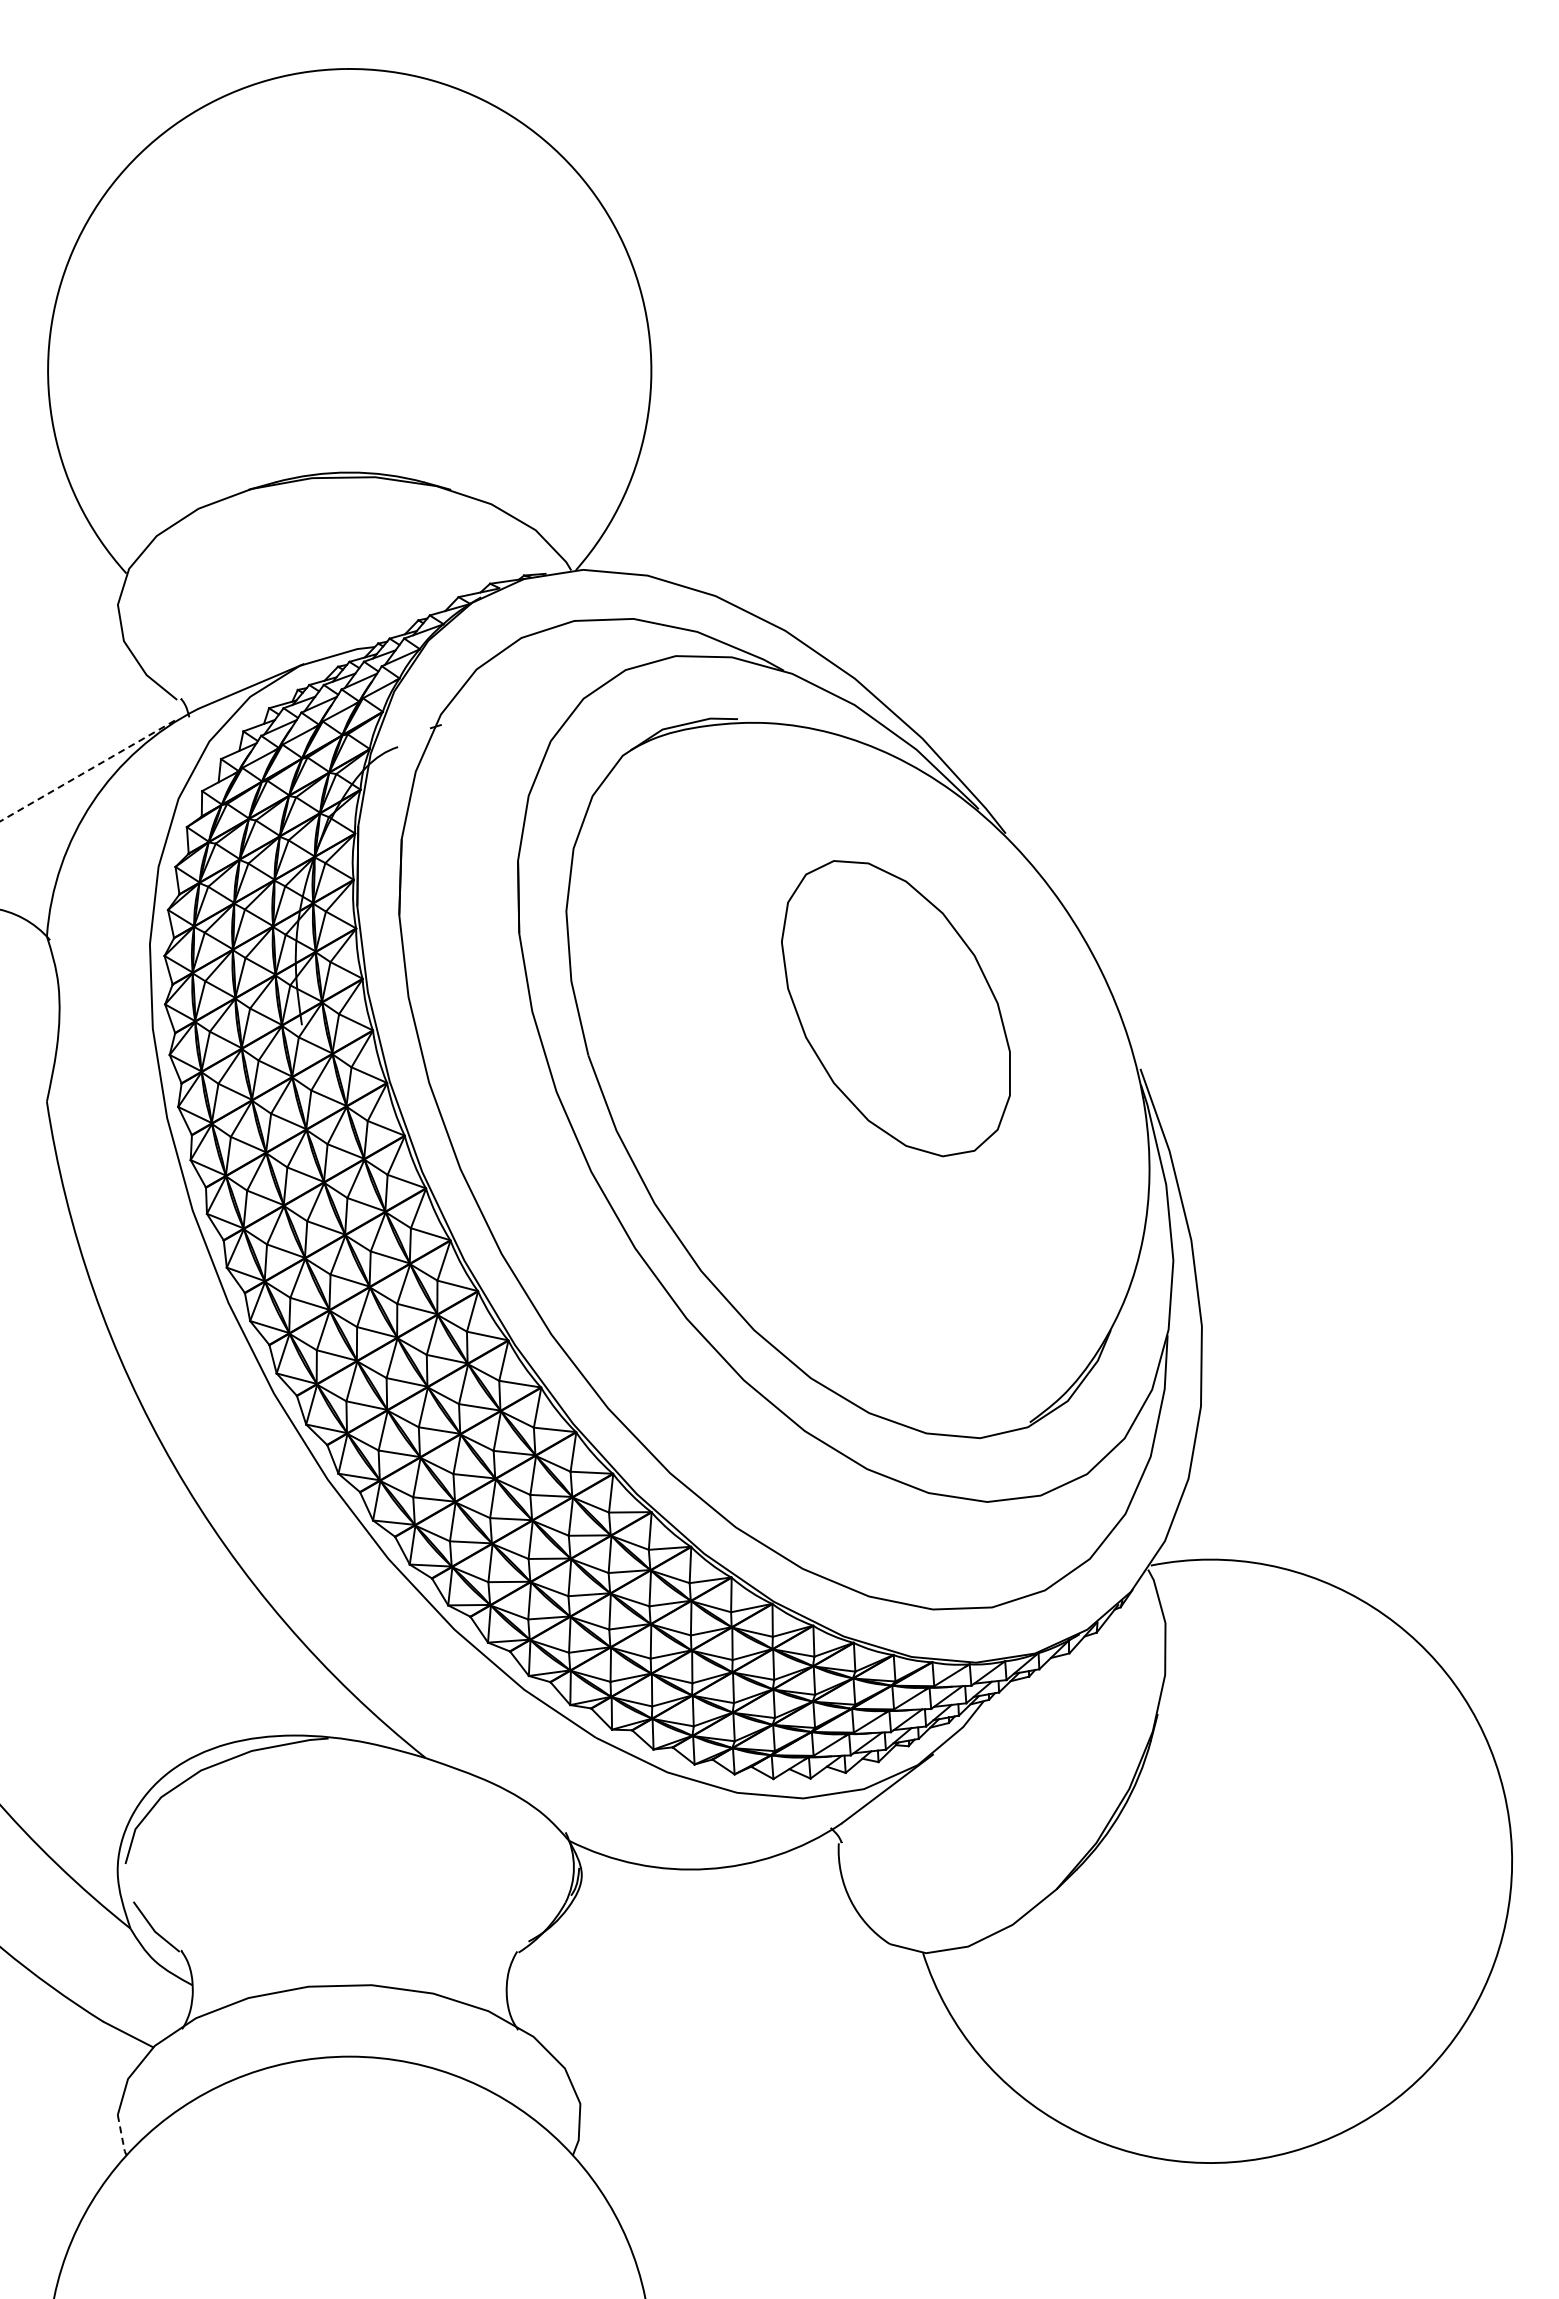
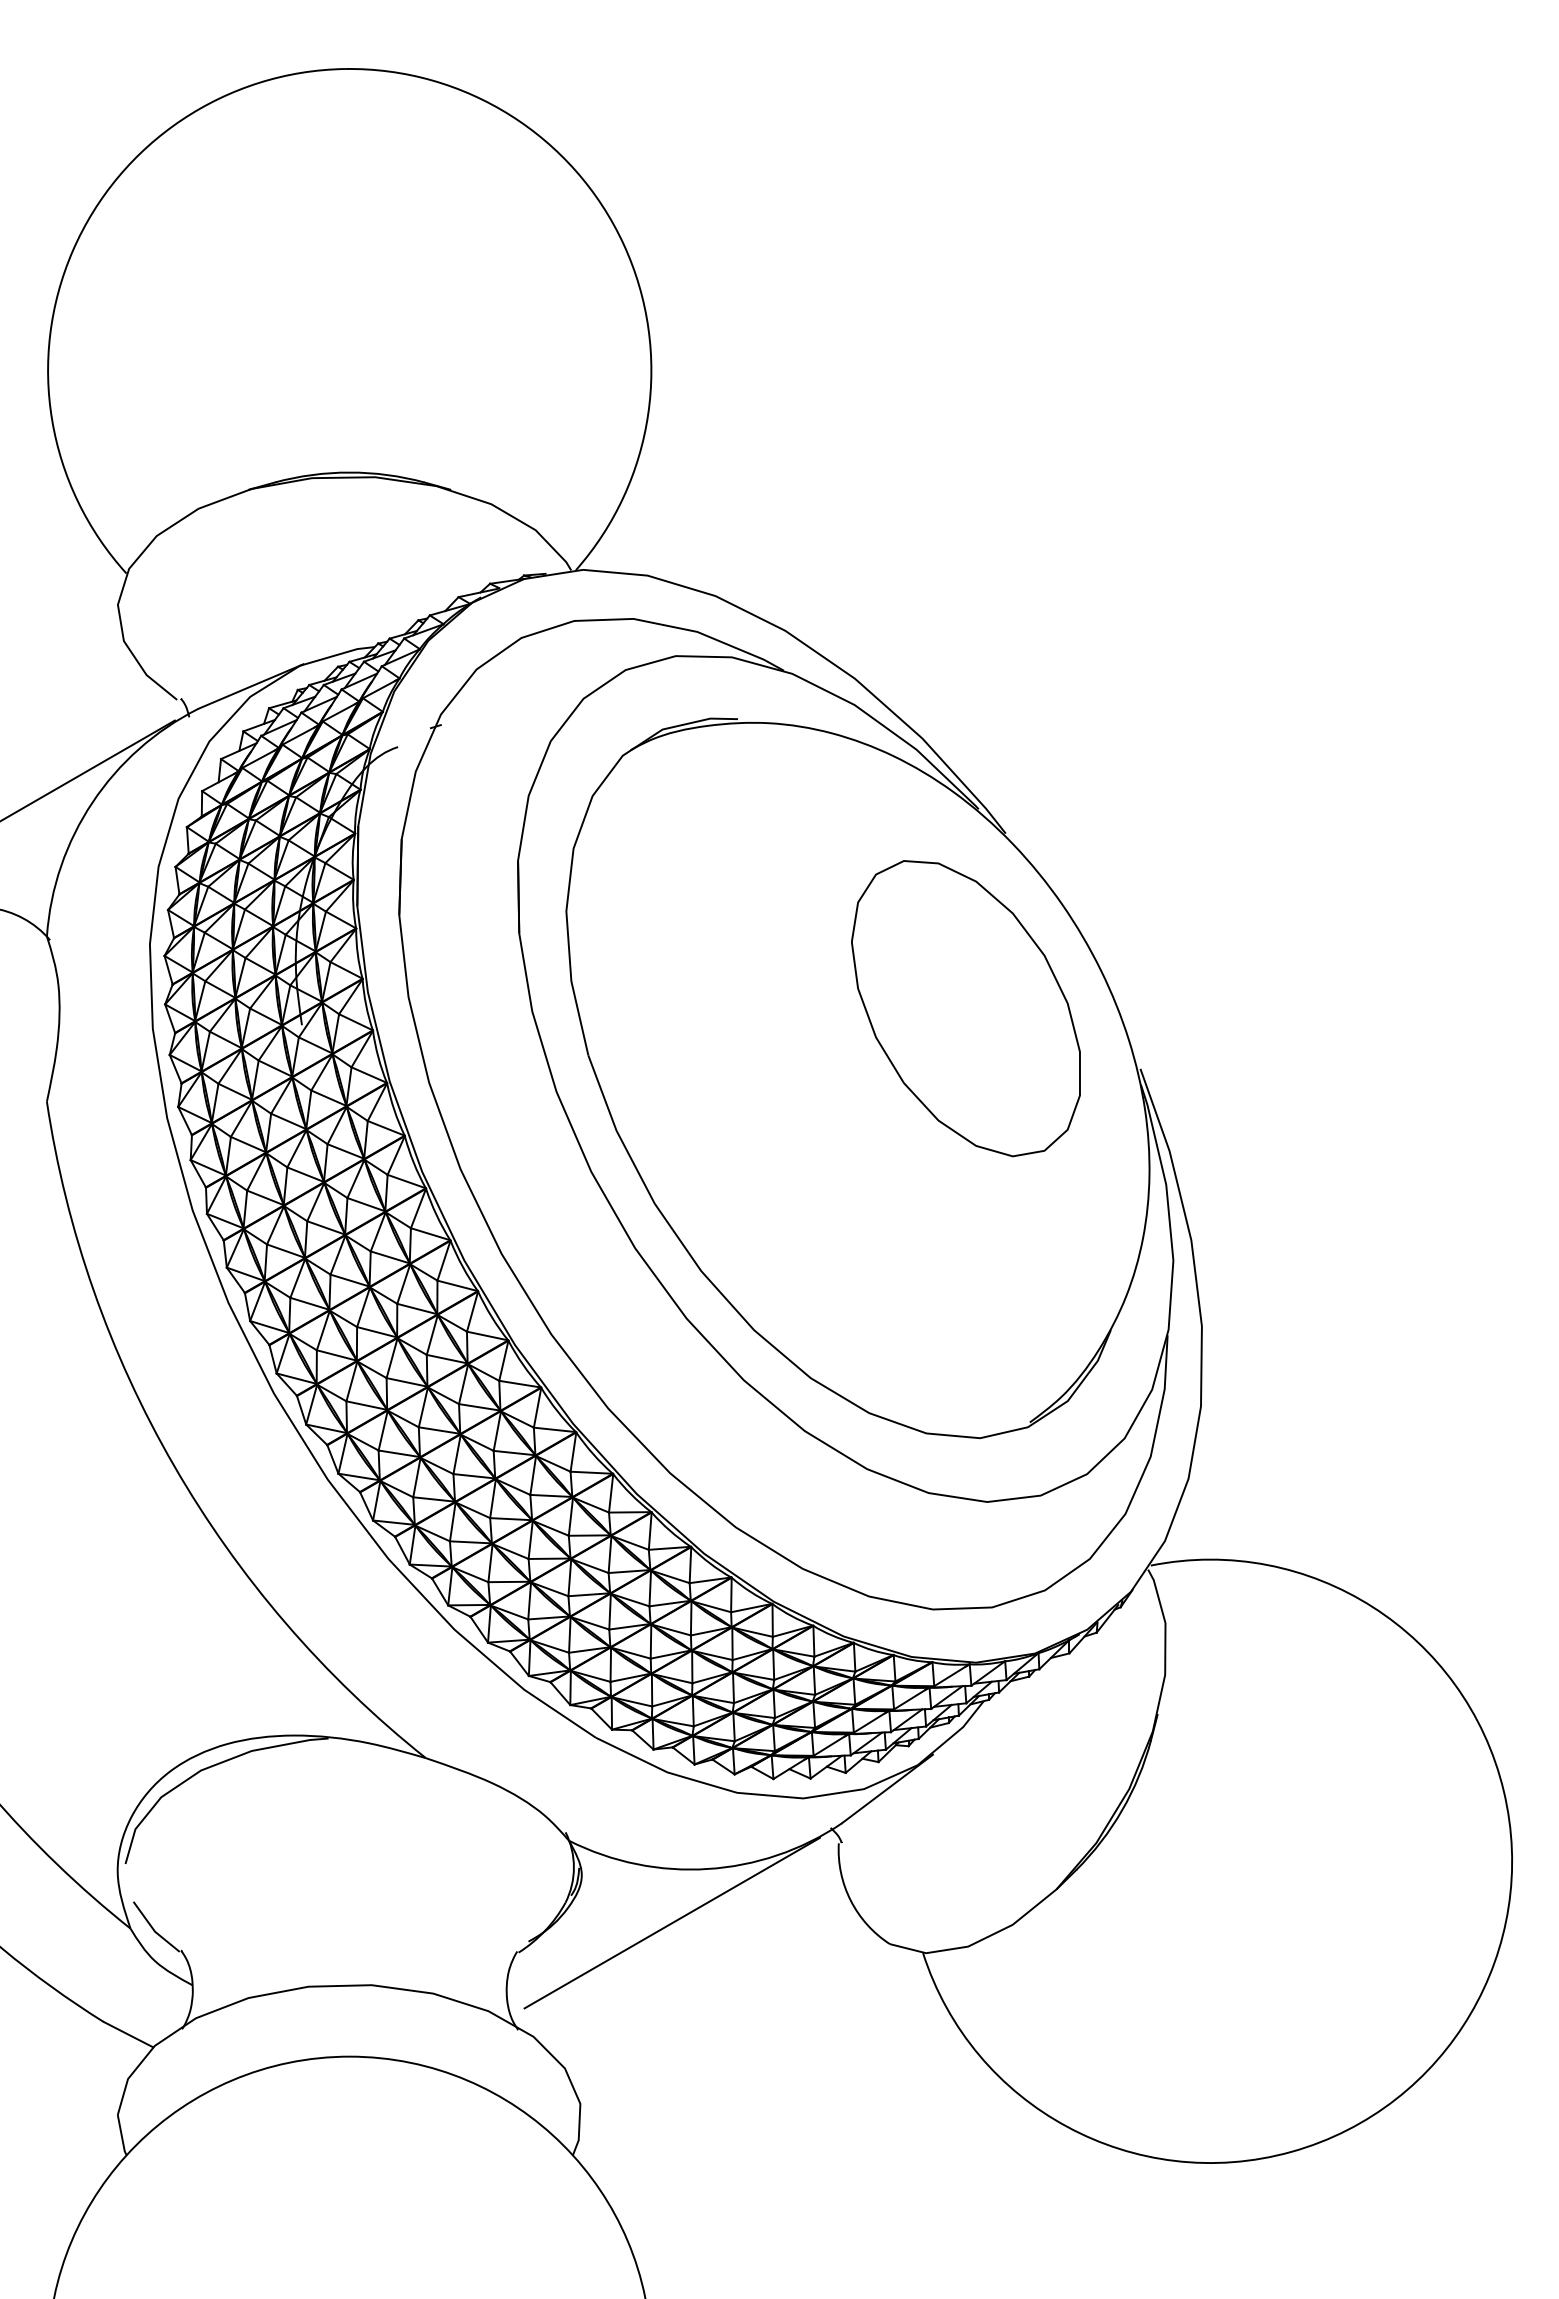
line: dashed -> solid (87, 770)
part position: (895, 1008) -> (965, 1008) (965, 1008)
line: none -> present (671, 1922)
line: dashed -> solid (121, 2136)
